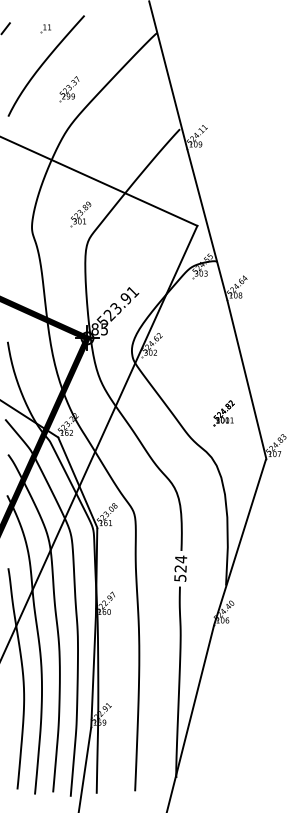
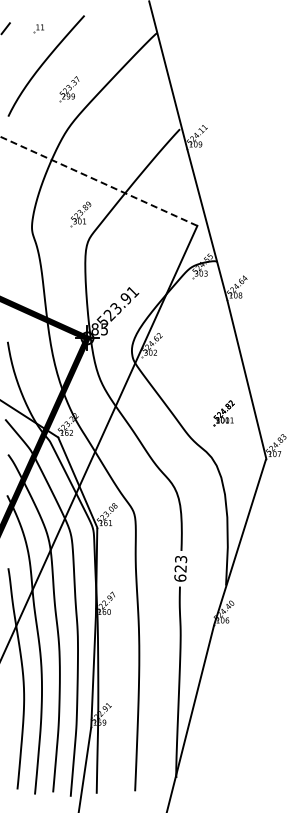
part position: (45, 28) -> (38, 28) (38, 28)
line: solid -> dashed (99, 181)
text: 524 -> 623 (180, 568)
